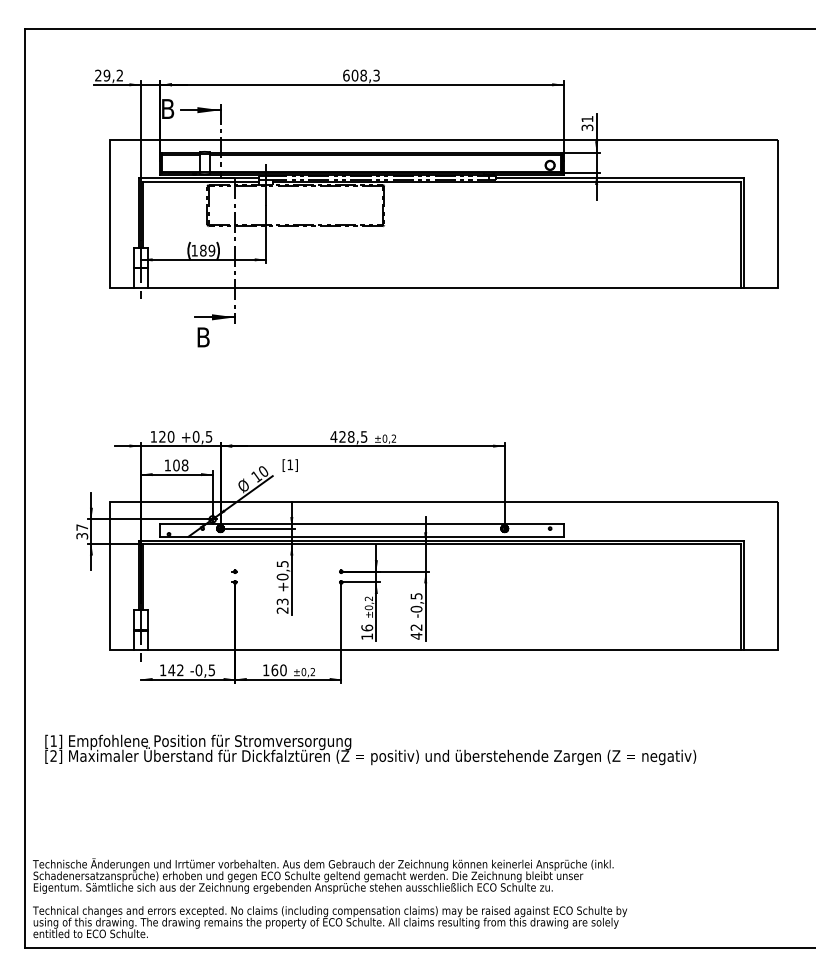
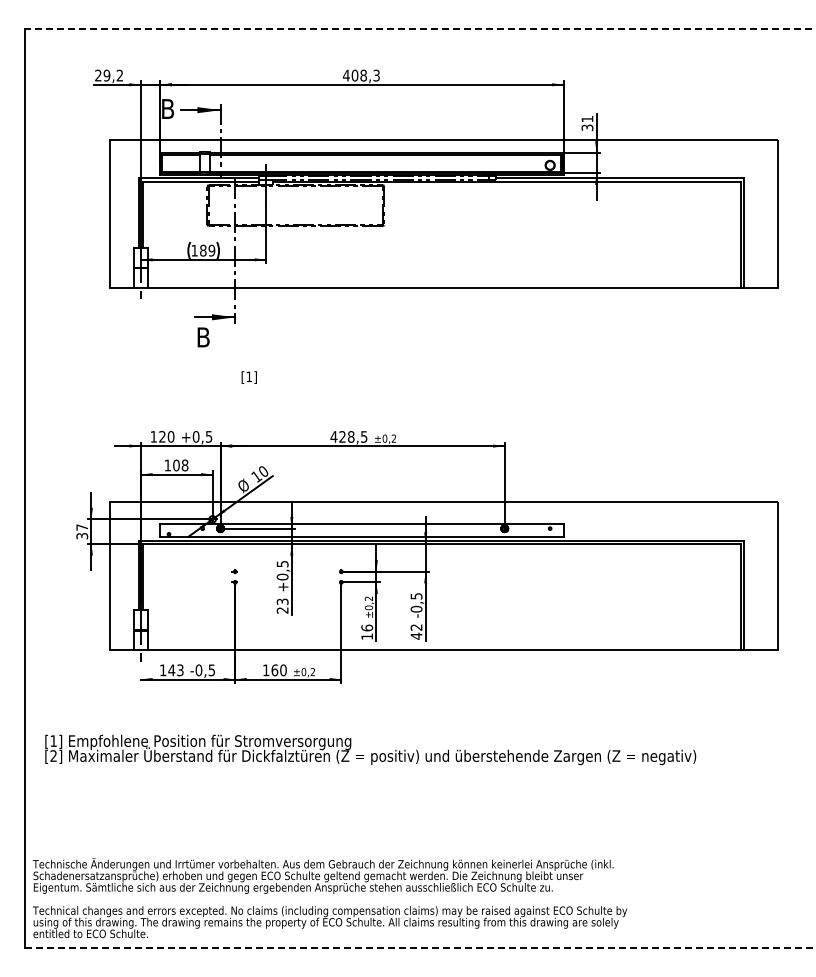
line: solid -> dashed (419, 29)
text: 608,3 -> 408,3 (345, 75)
text position: (289, 465) -> (248, 377) (248, 377)
text: 142 -> 143 (180, 670)
line: solid -> dashed (420, 947)
